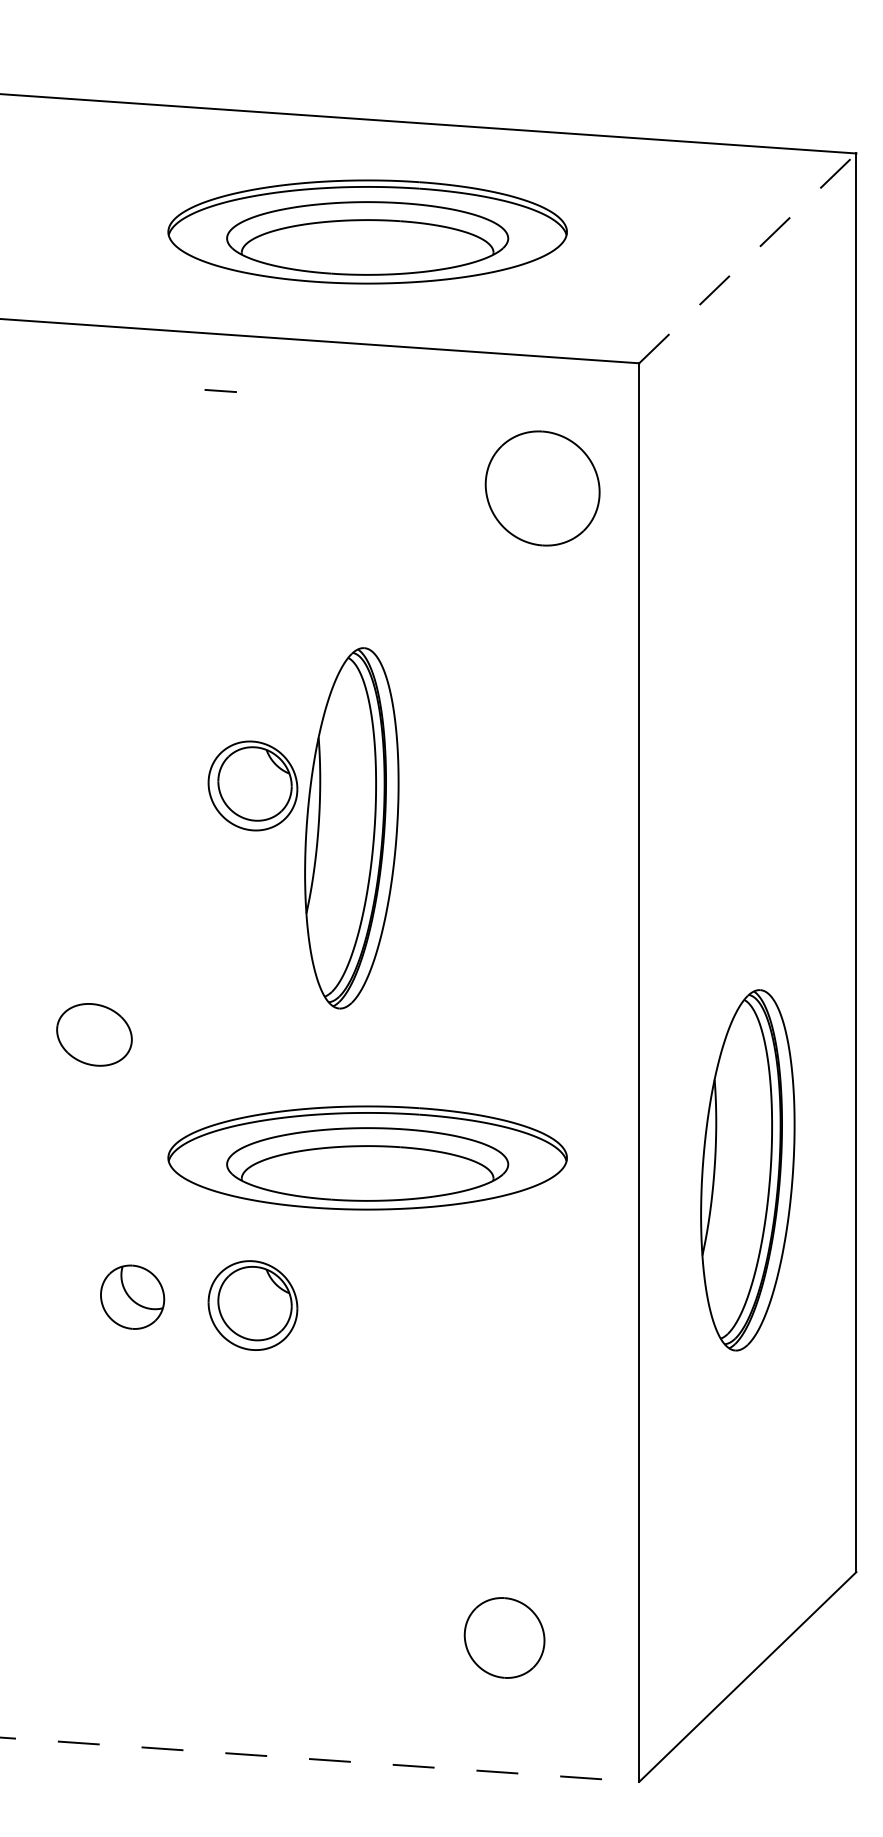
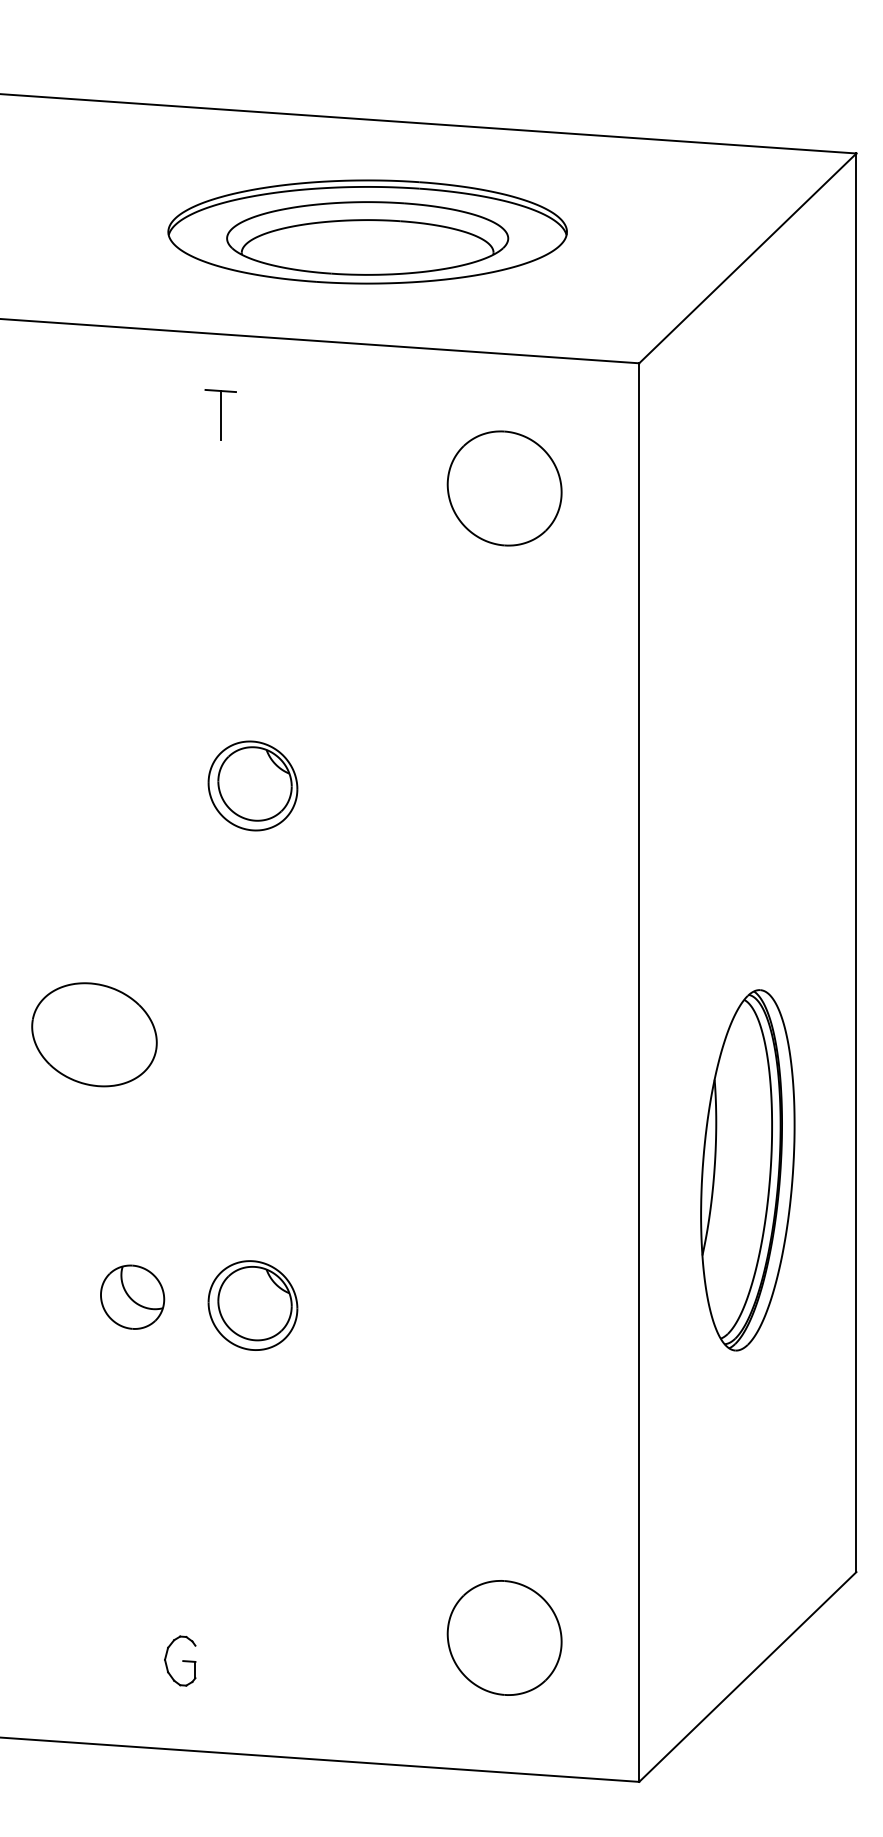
line: dashed -> solid (747, 258)
line: none -> present (220, 415)
part position: (542, 488) -> (504, 488) (504, 488)
part: present -> none (351, 828)
part size: 77x64 px -> 127x106 px (94, 1034)
part: present -> none (367, 1157)
part size: 83x82 px -> 117x116 px (504, 1637)
part: none -> present (180, 1660)
line: dashed -> solid (320, 1759)
